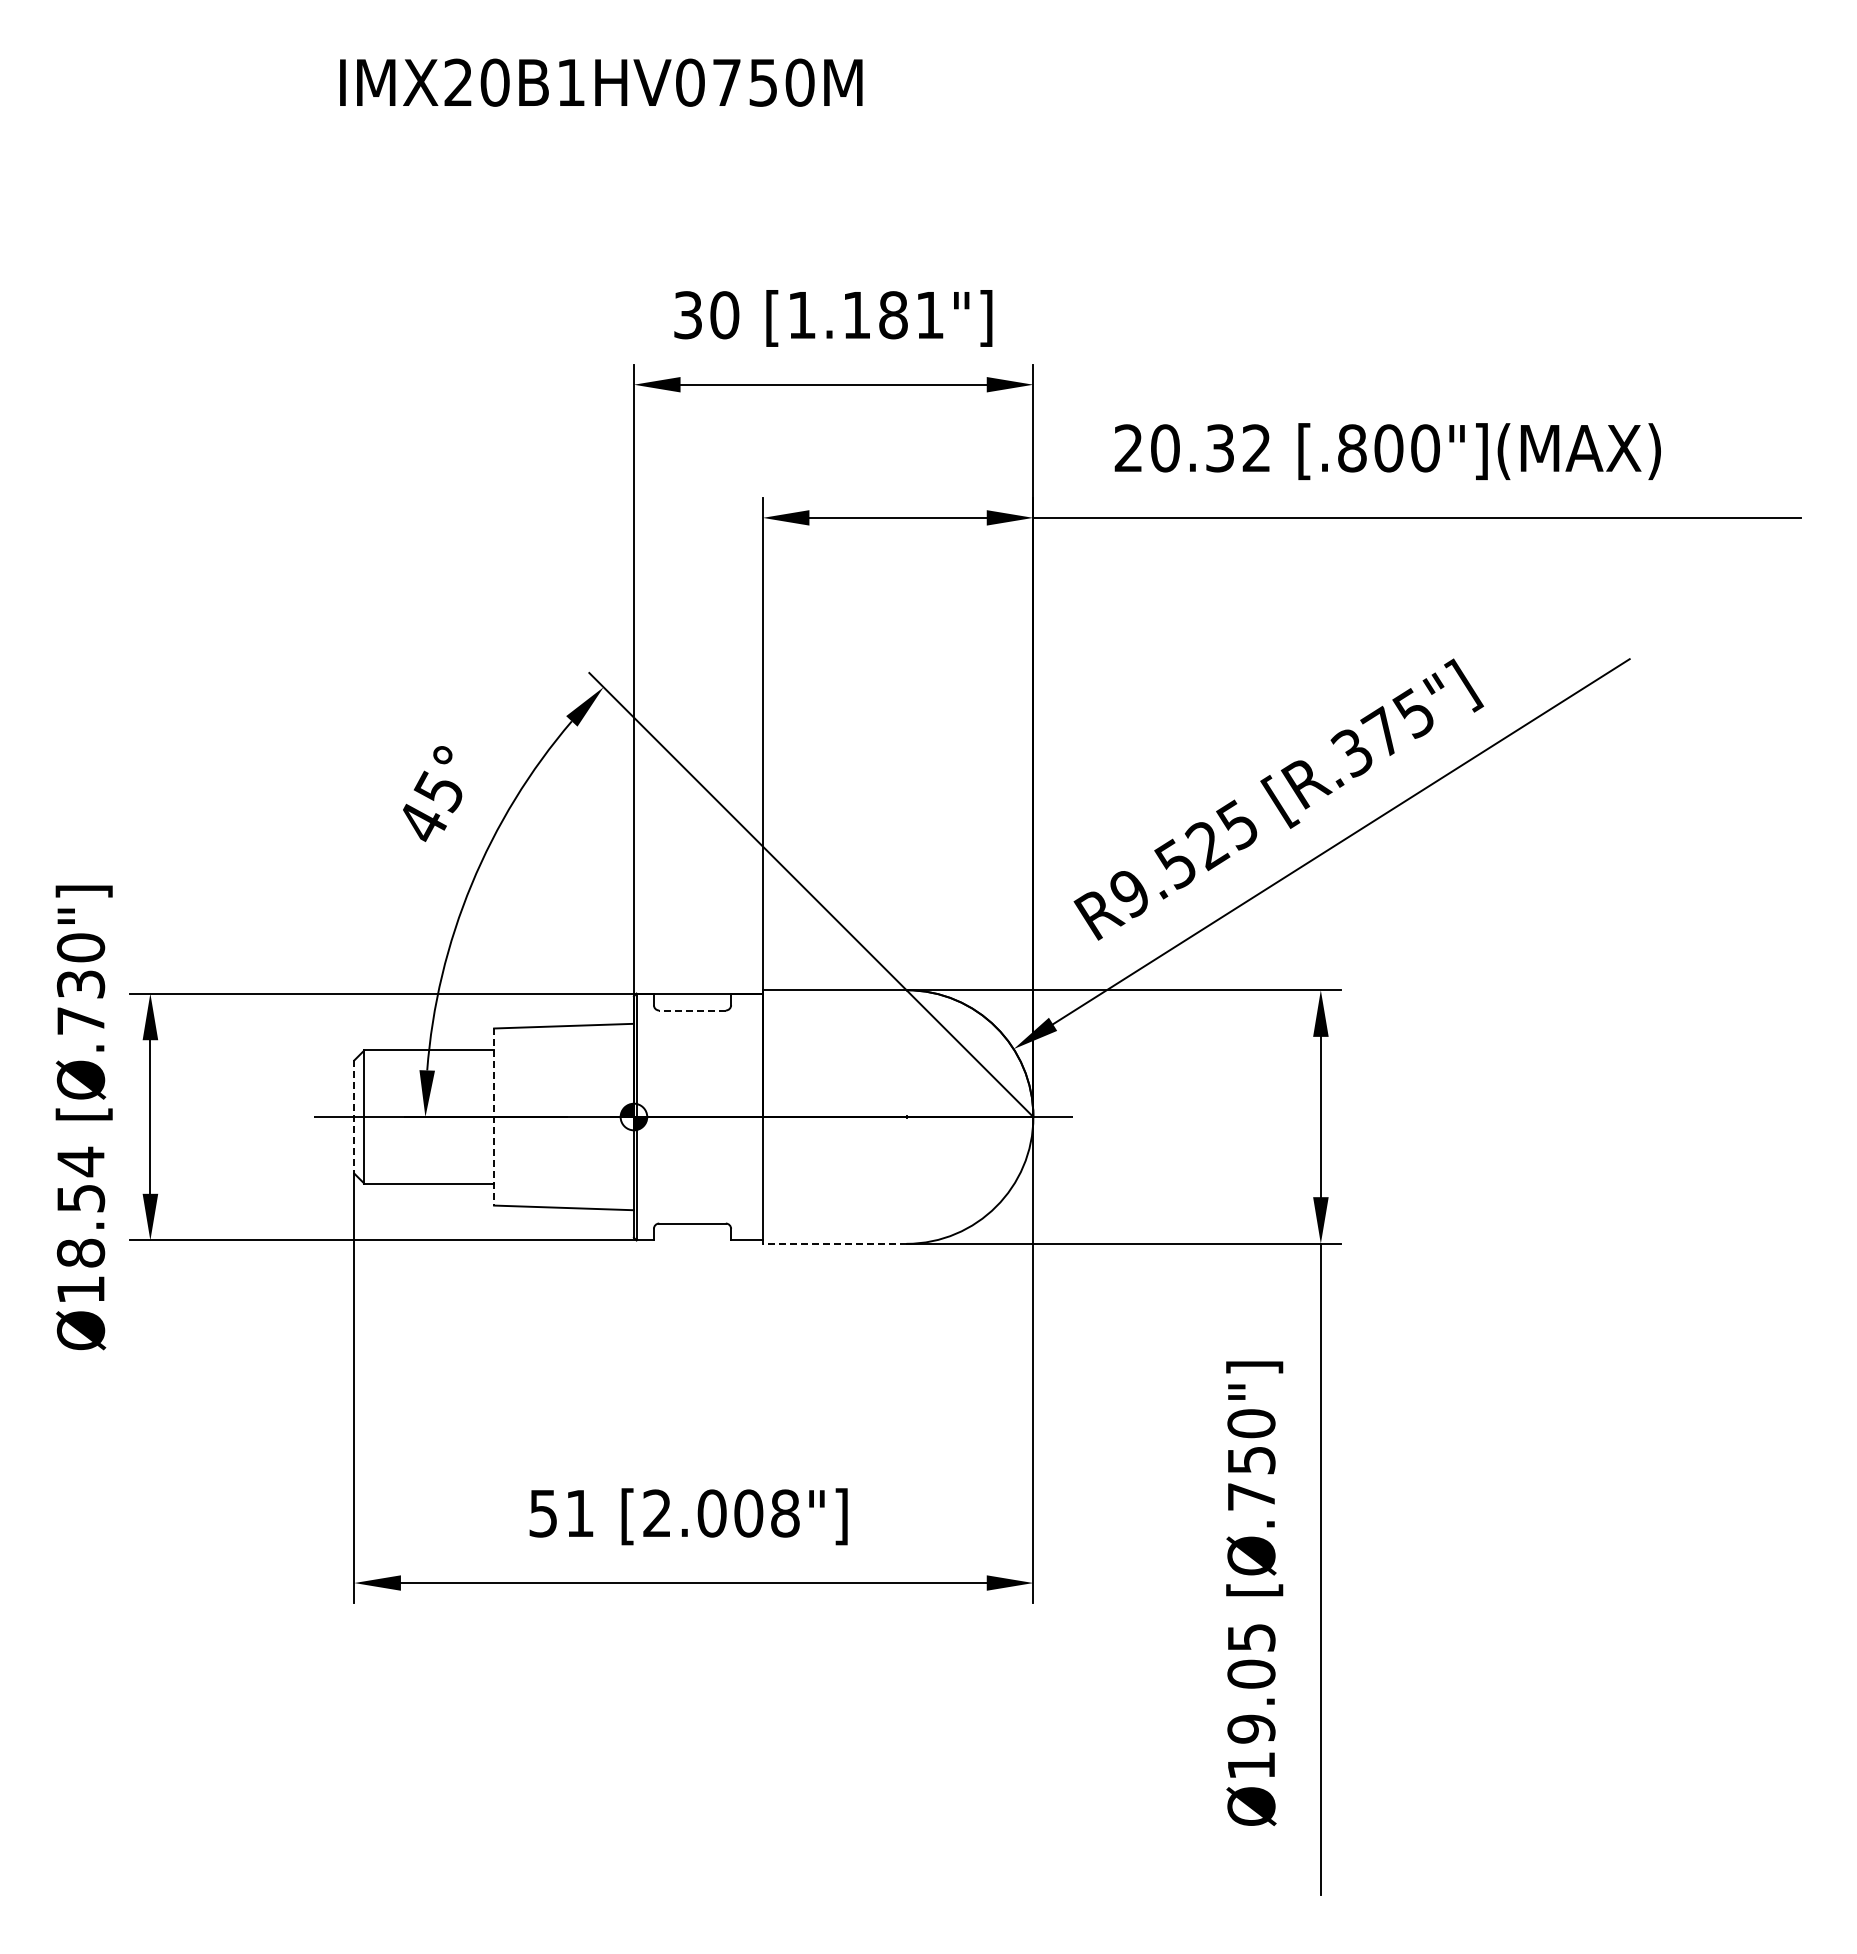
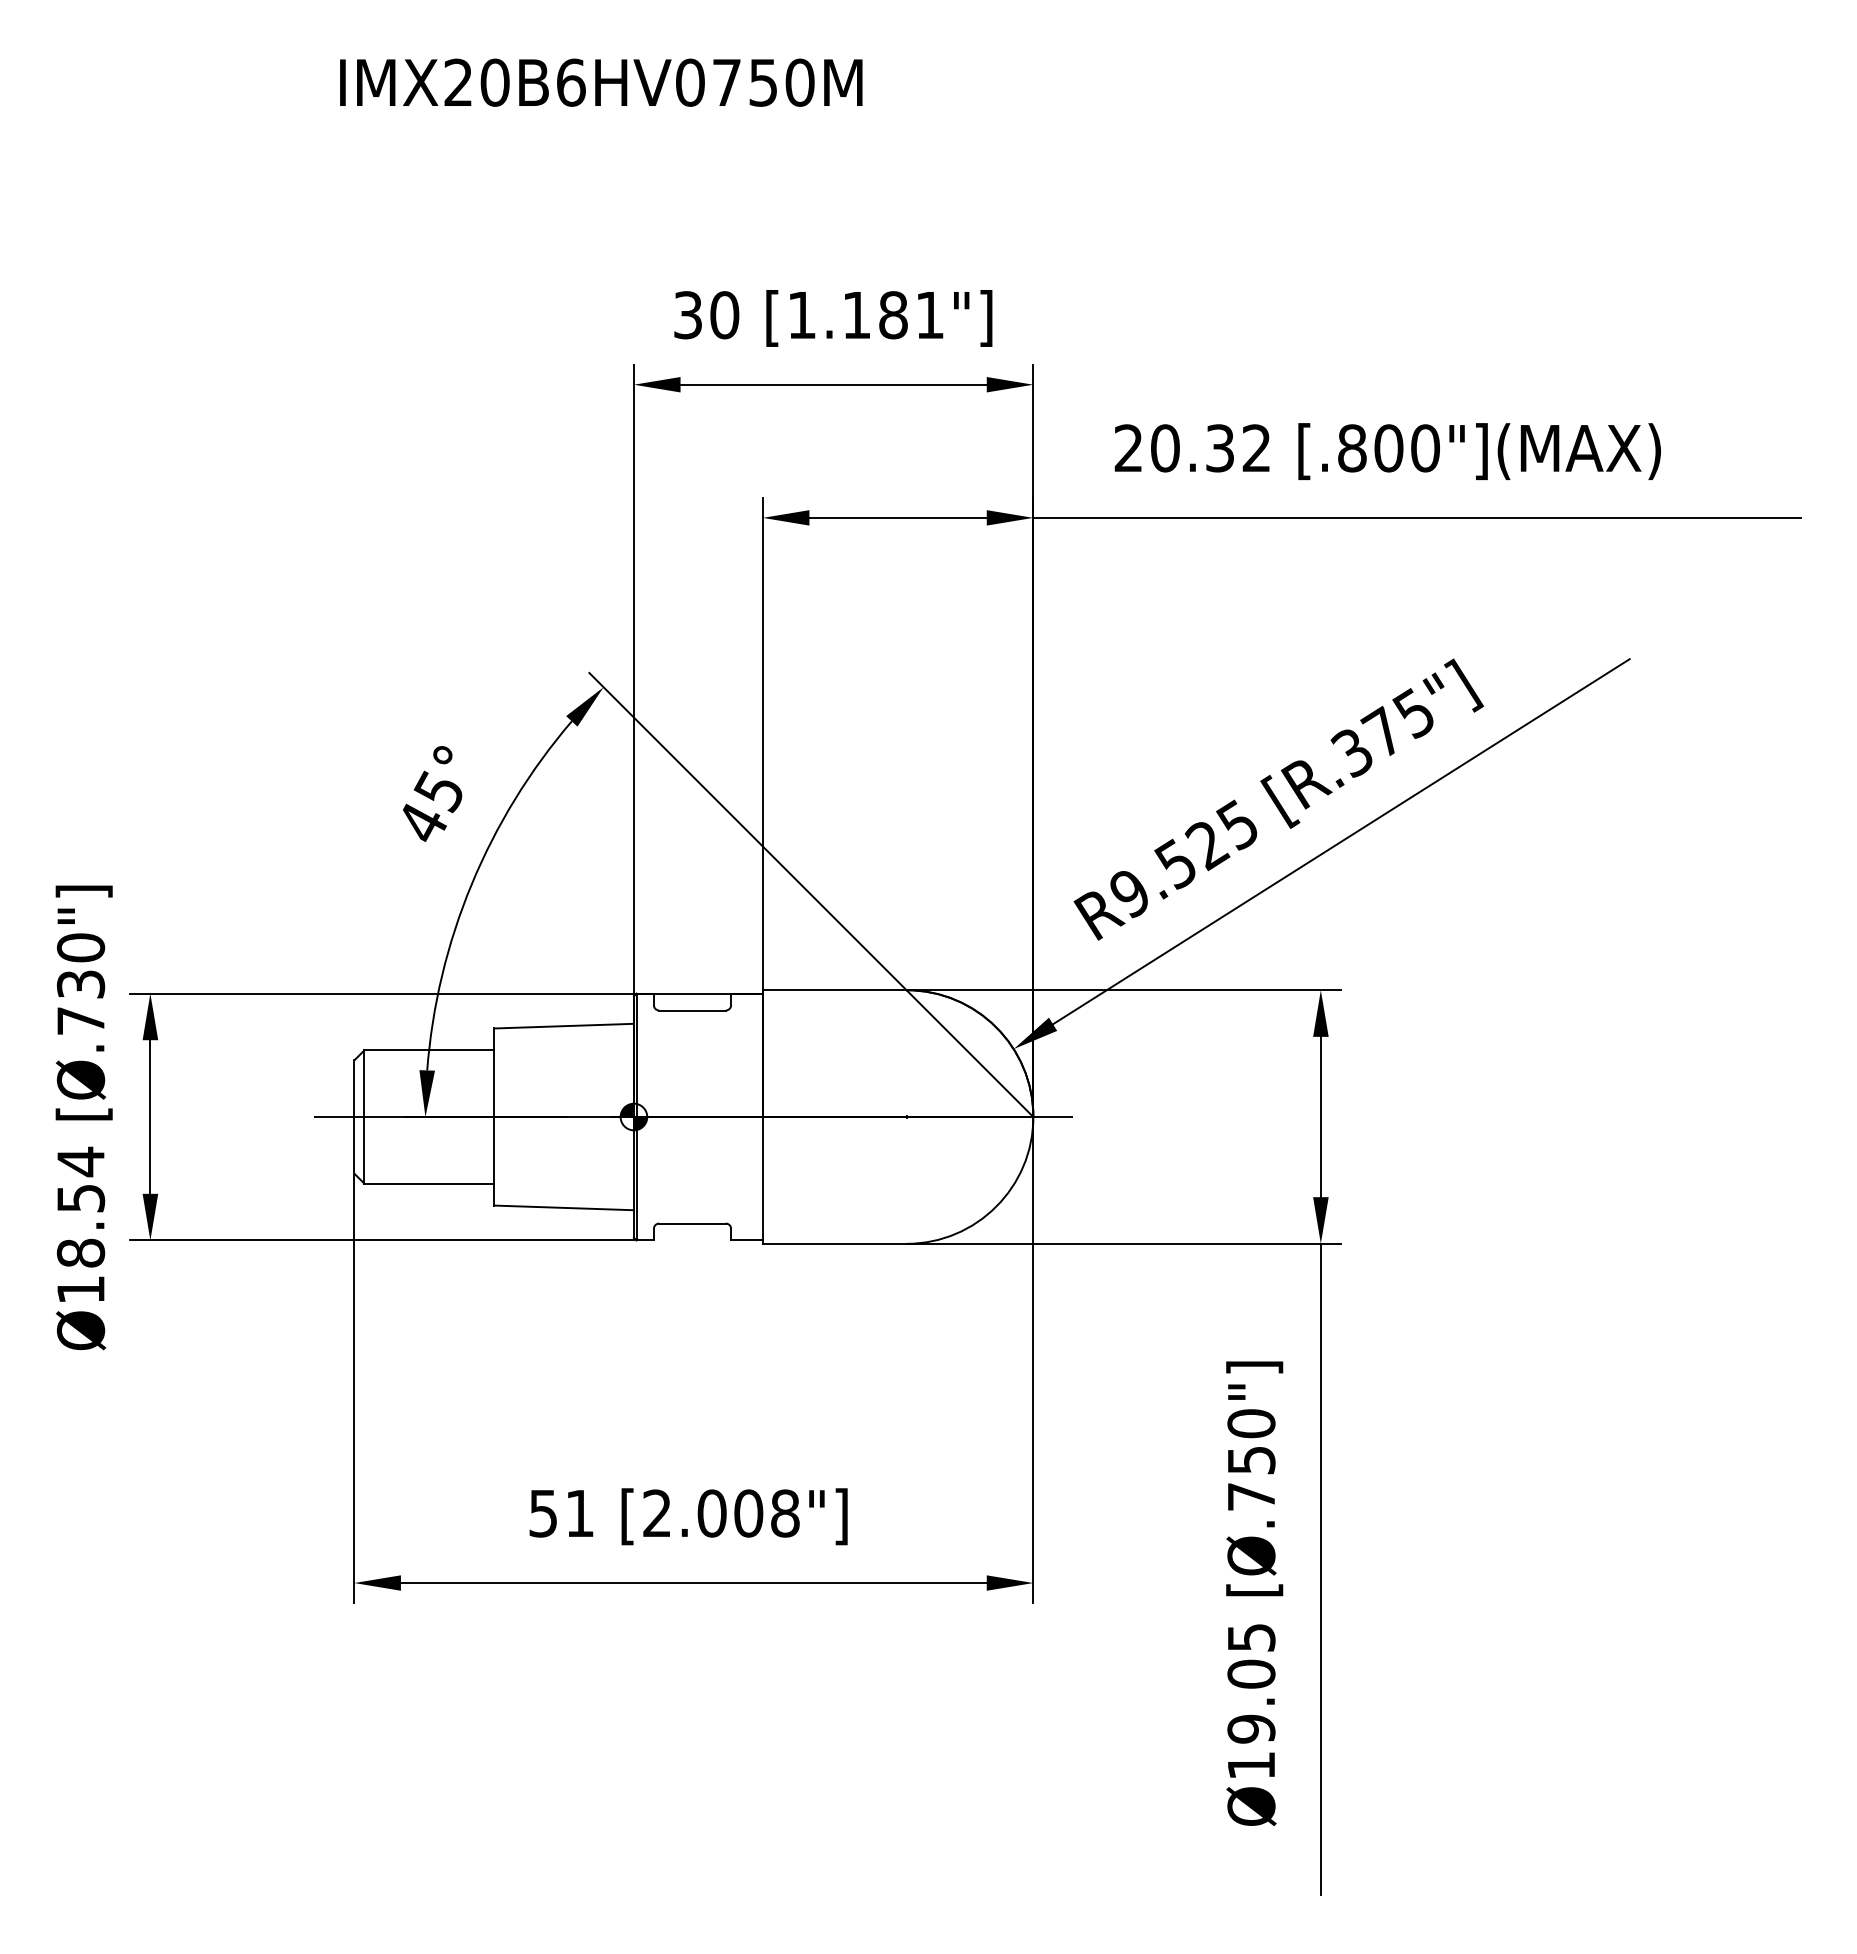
text: IMX20B1HV0750M -> IMX20B6HV0750M (571, 82)
line: dashed -> solid (692, 1010)
line: dashed -> solid (354, 1117)
line: dashed -> solid (494, 1117)
line: dashed -> solid (834, 1243)
